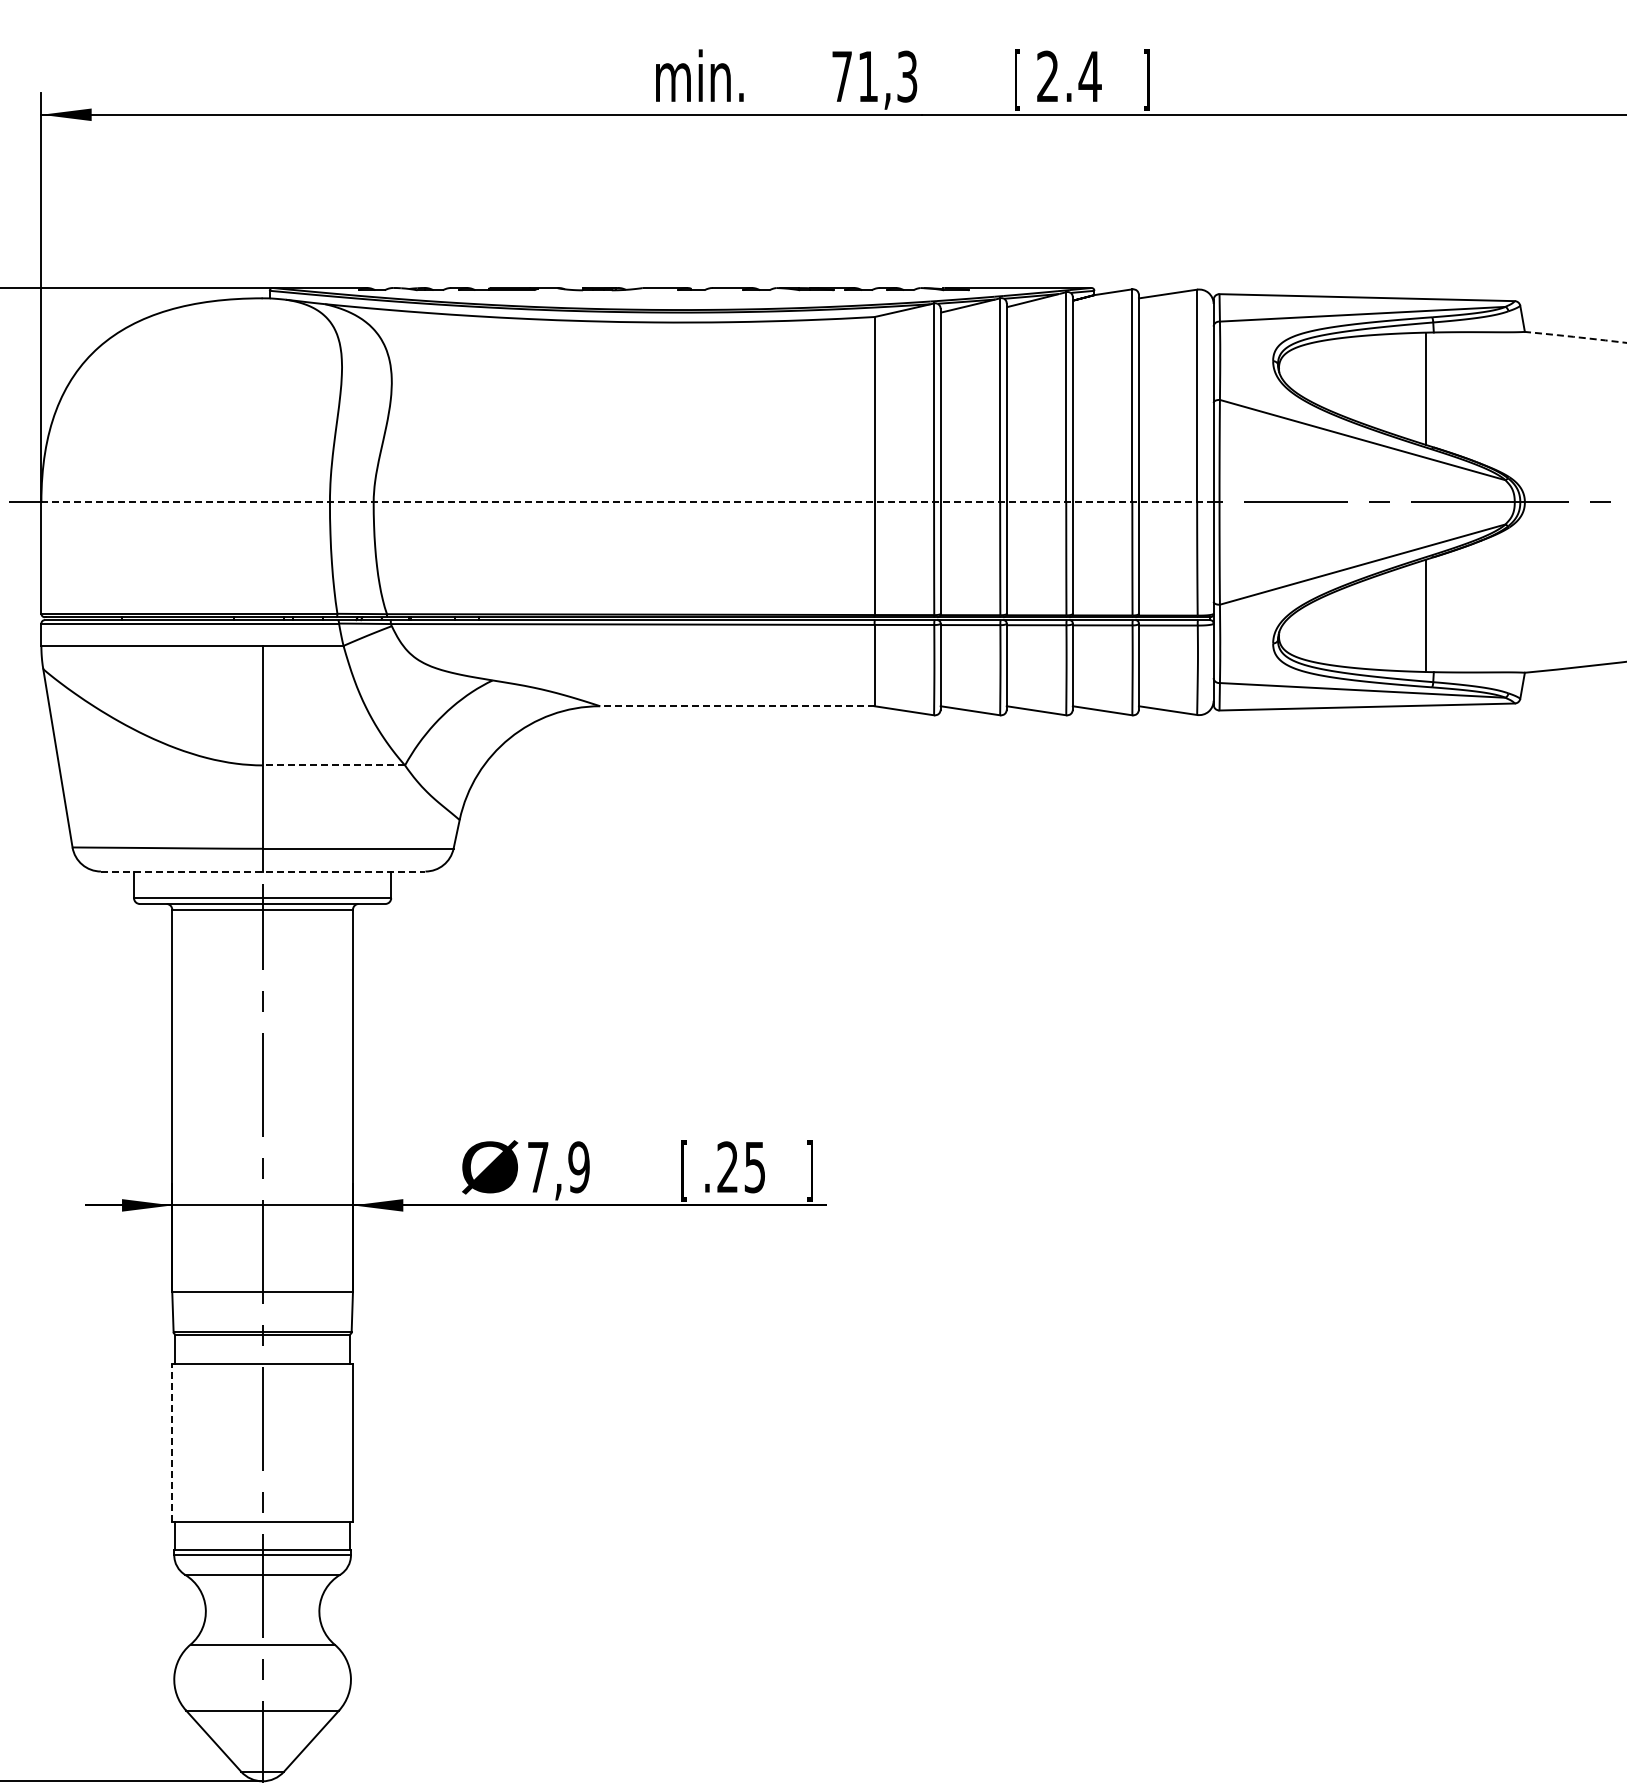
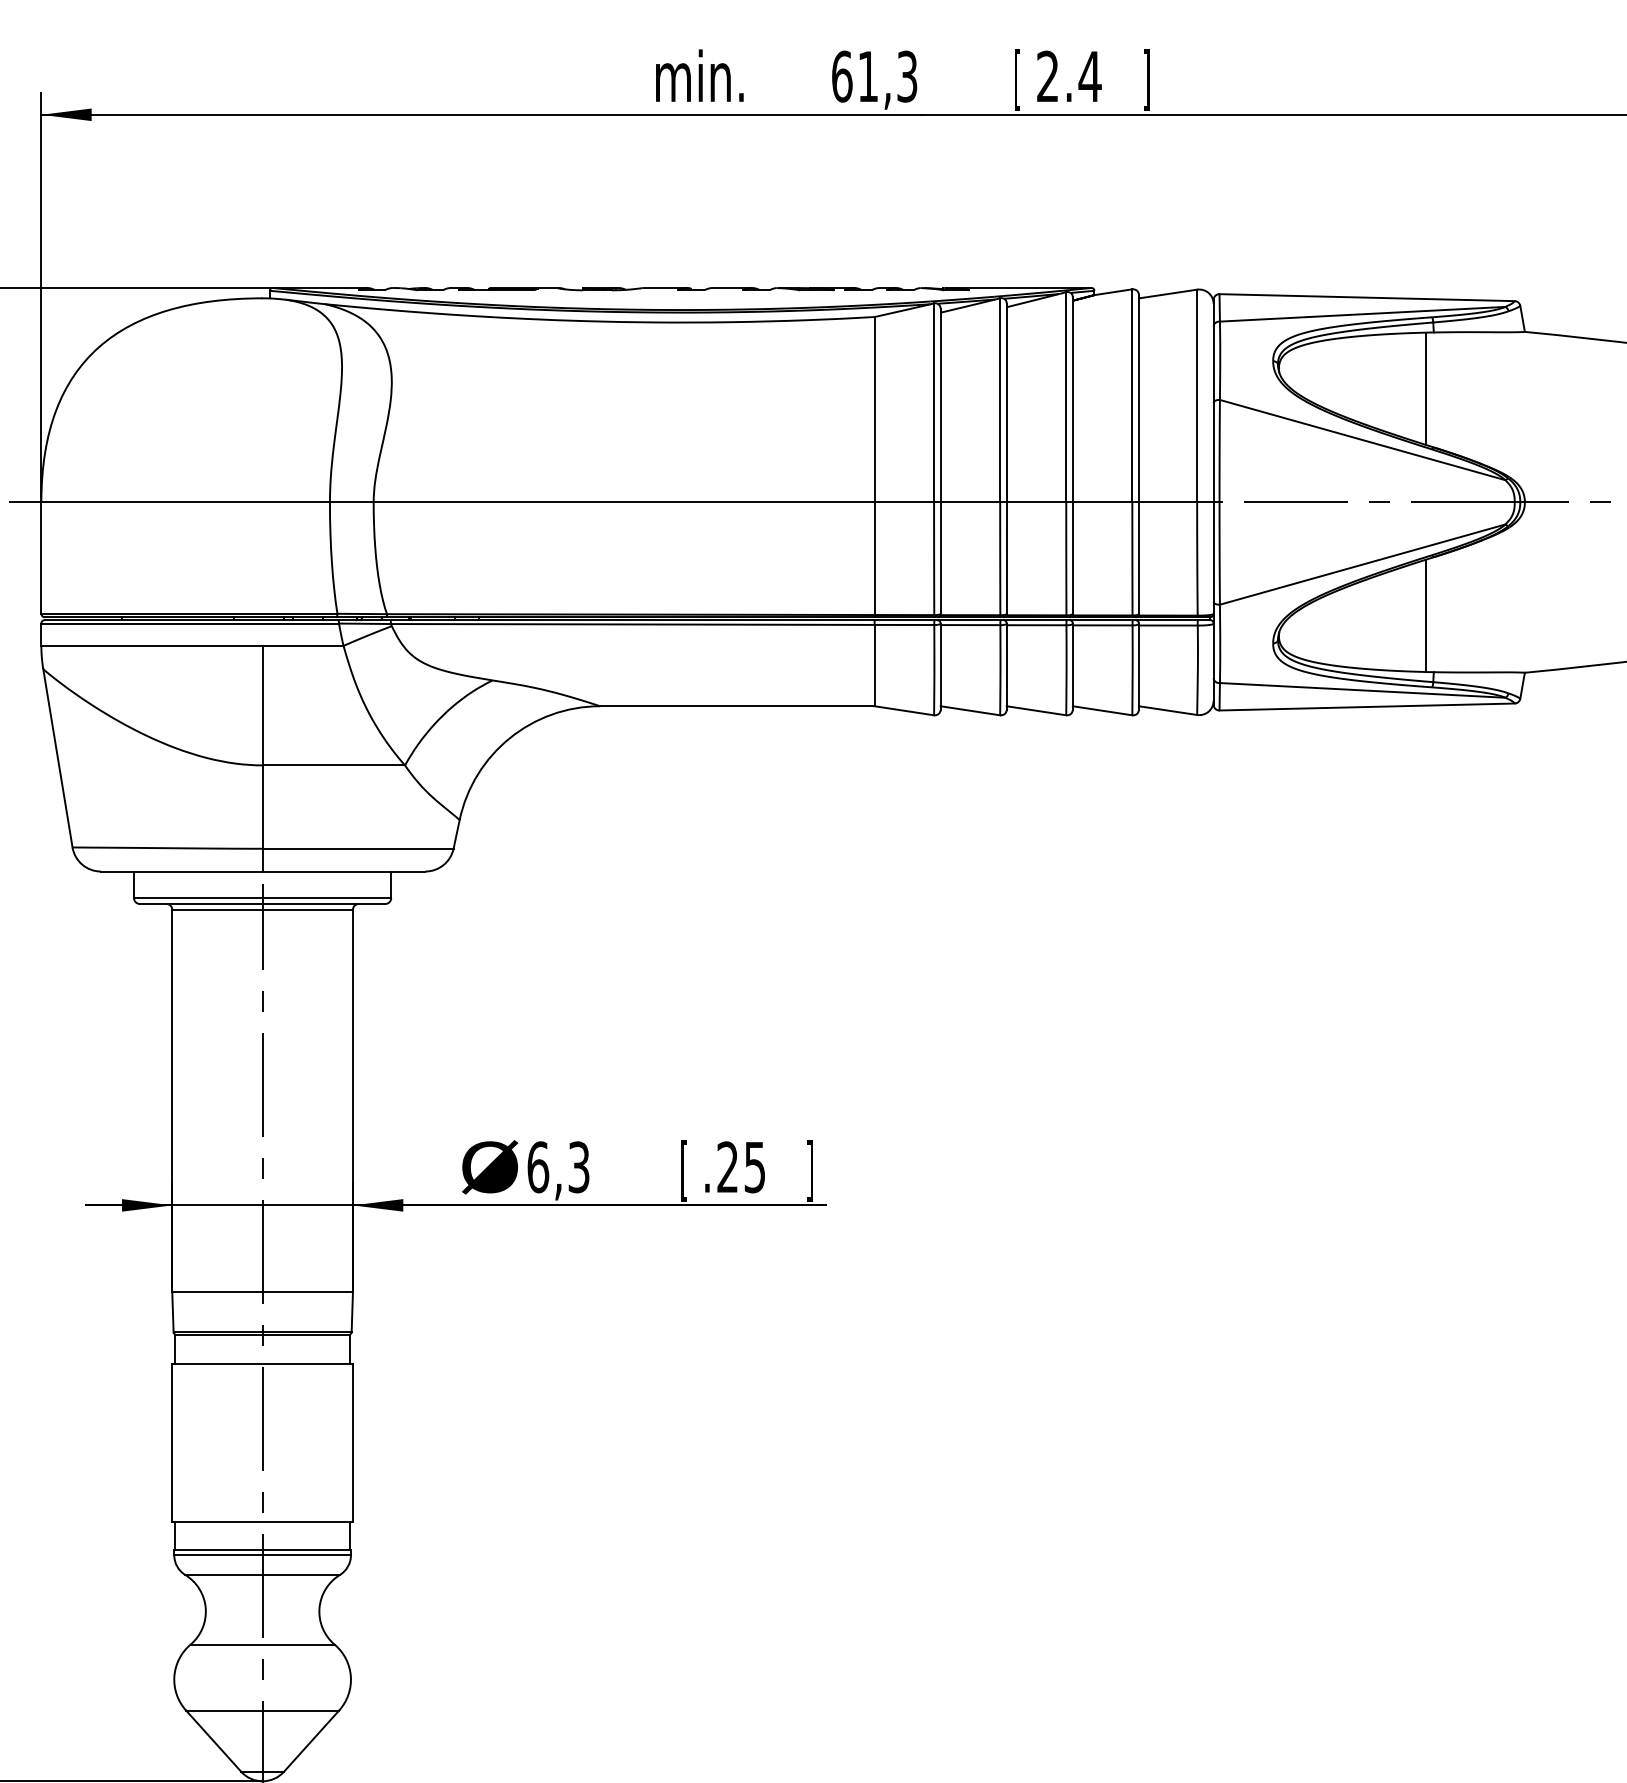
text: 71,3 -> 61,3 (842, 76)
arc: dashed -> solid (1576, 337)
line: dashed -> solid (628, 502)
line: dashed -> solid (736, 706)
line: dashed -> solid (333, 765)
line: dashed -> solid (263, 871)
text: 7,9 -> 6,3 (558, 1167)
line: dashed -> solid (172, 1442)
